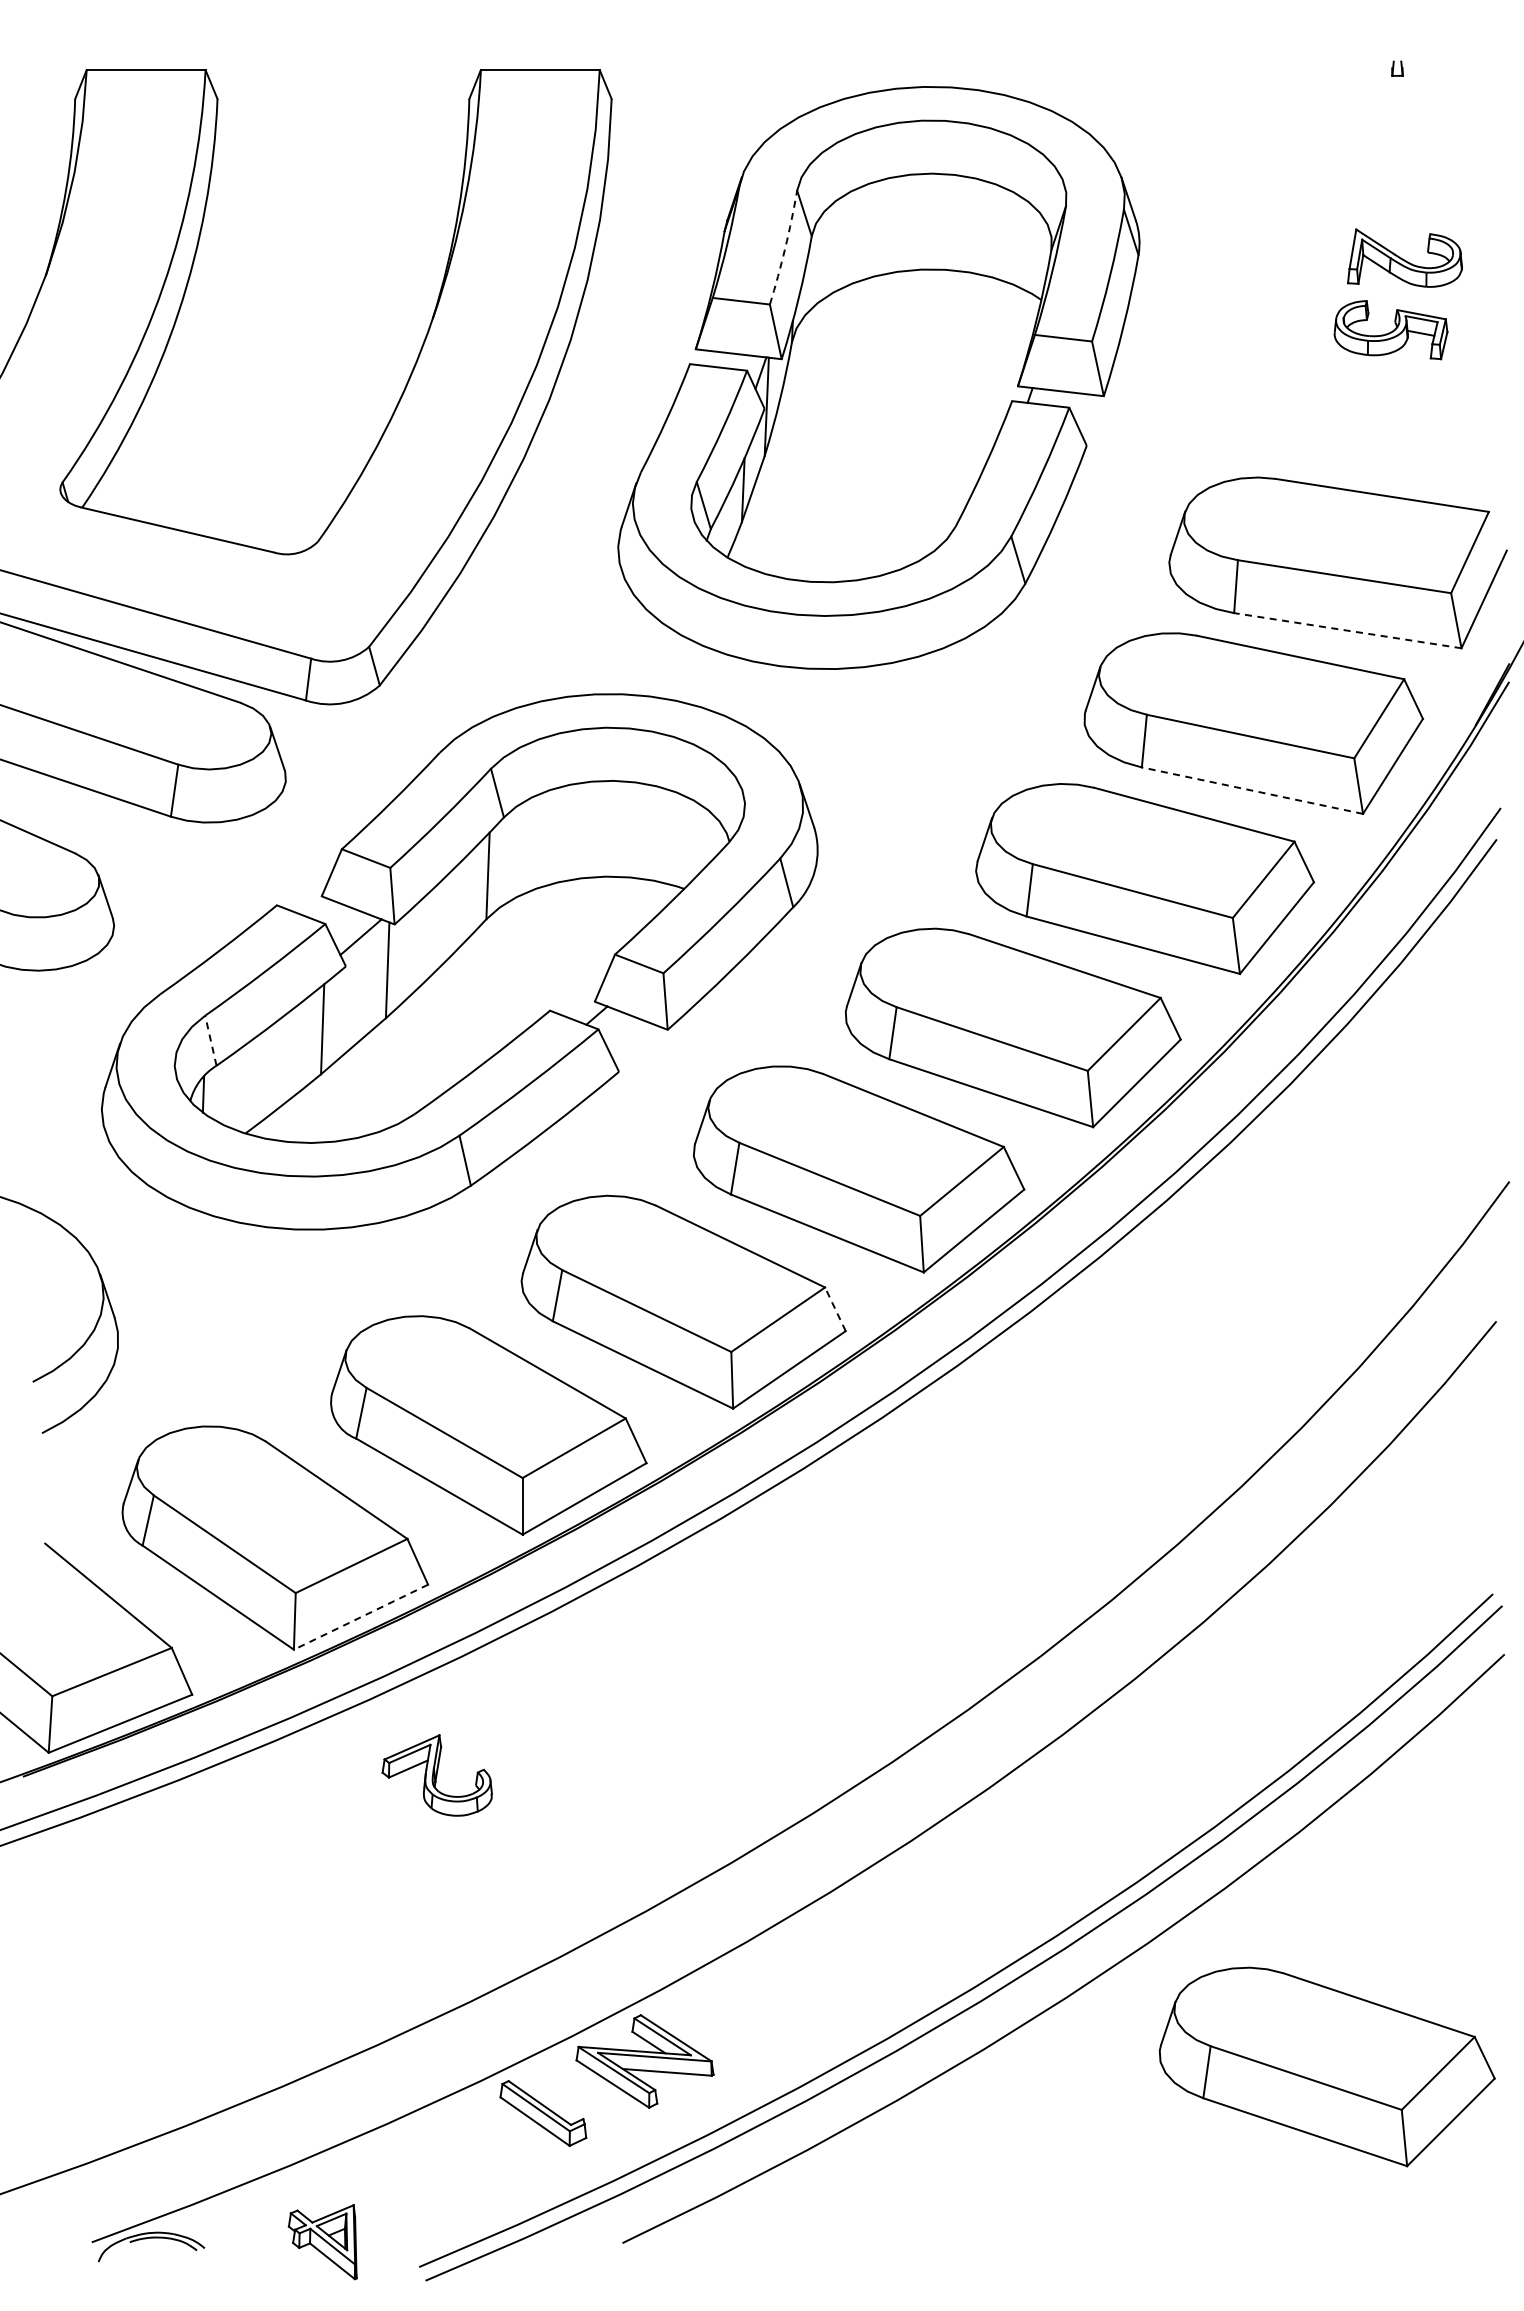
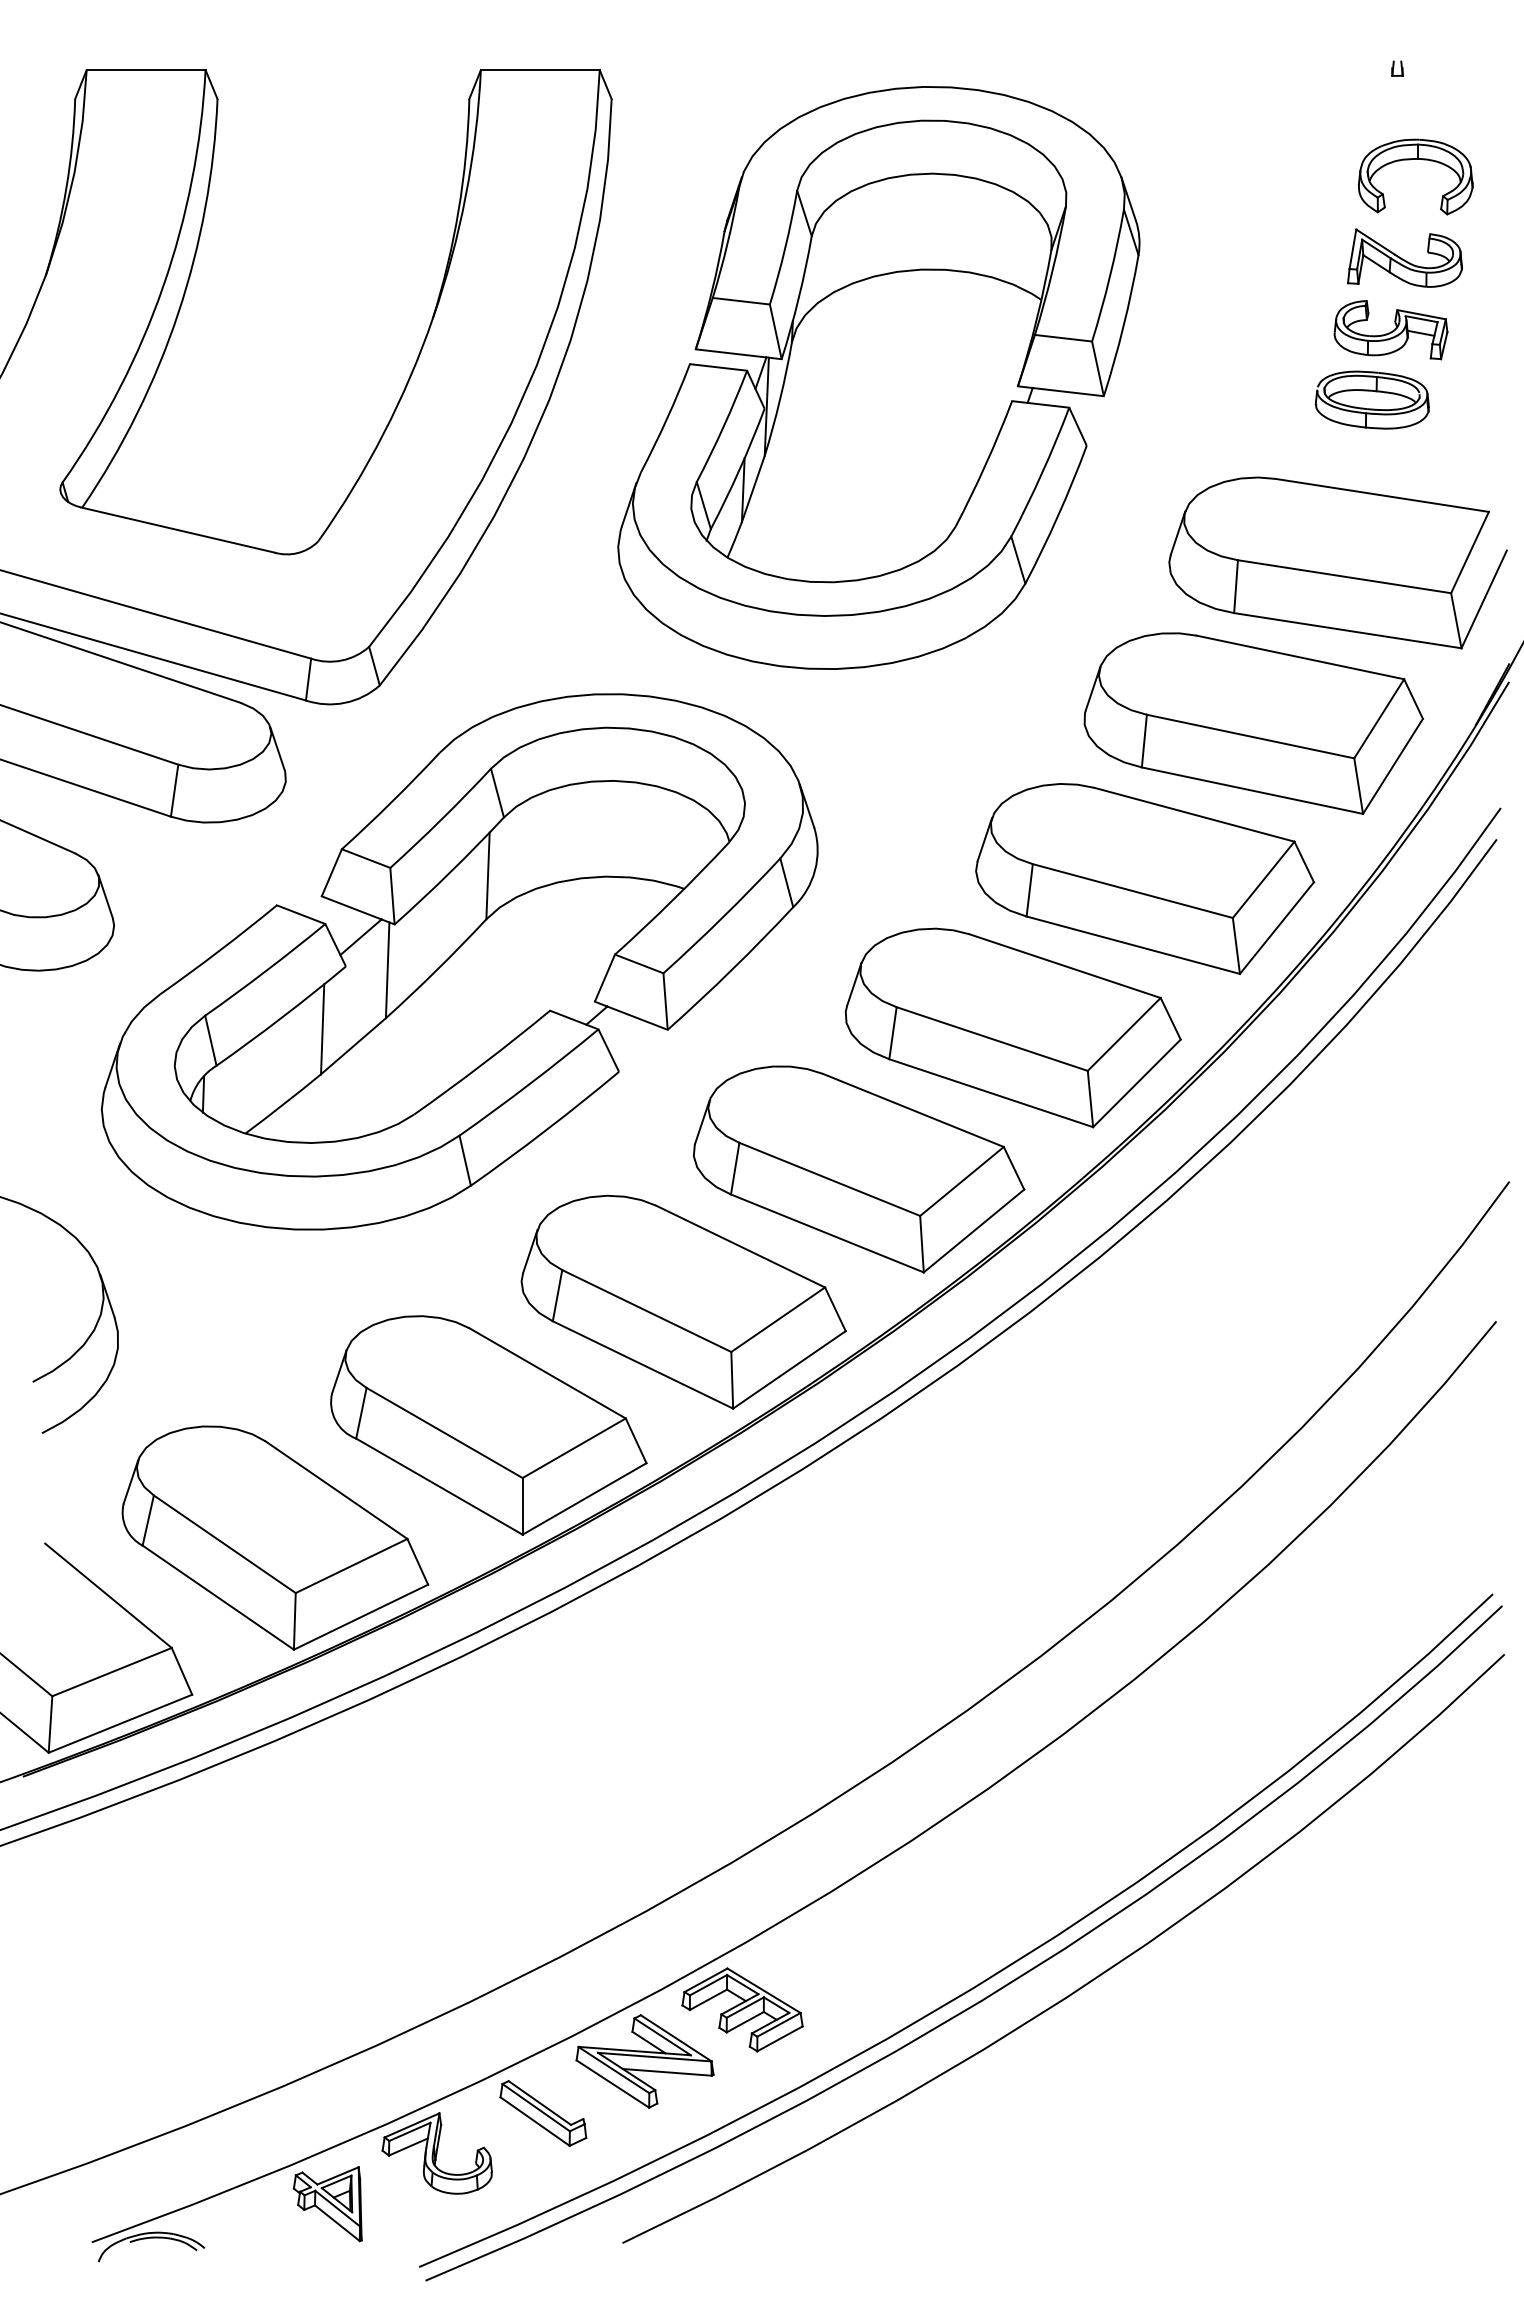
part: none -> present (1410, 160)
arc: dashed -> solid (785, 248)
part: none -> present (1371, 399)
line: dashed -> solid (1347, 630)
line: dashed -> solid (1251, 790)
line: dashed -> solid (210, 1040)
line: dashed -> solid (835, 1308)
line: dashed -> solid (361, 1617)
part position: (436, 1775) -> (436, 2153) (436, 2153)
part: none -> present (742, 2009)
part: present -> none (1326, 2066)
part position: (322, 2242) -> (327, 2204) (327, 2204)
